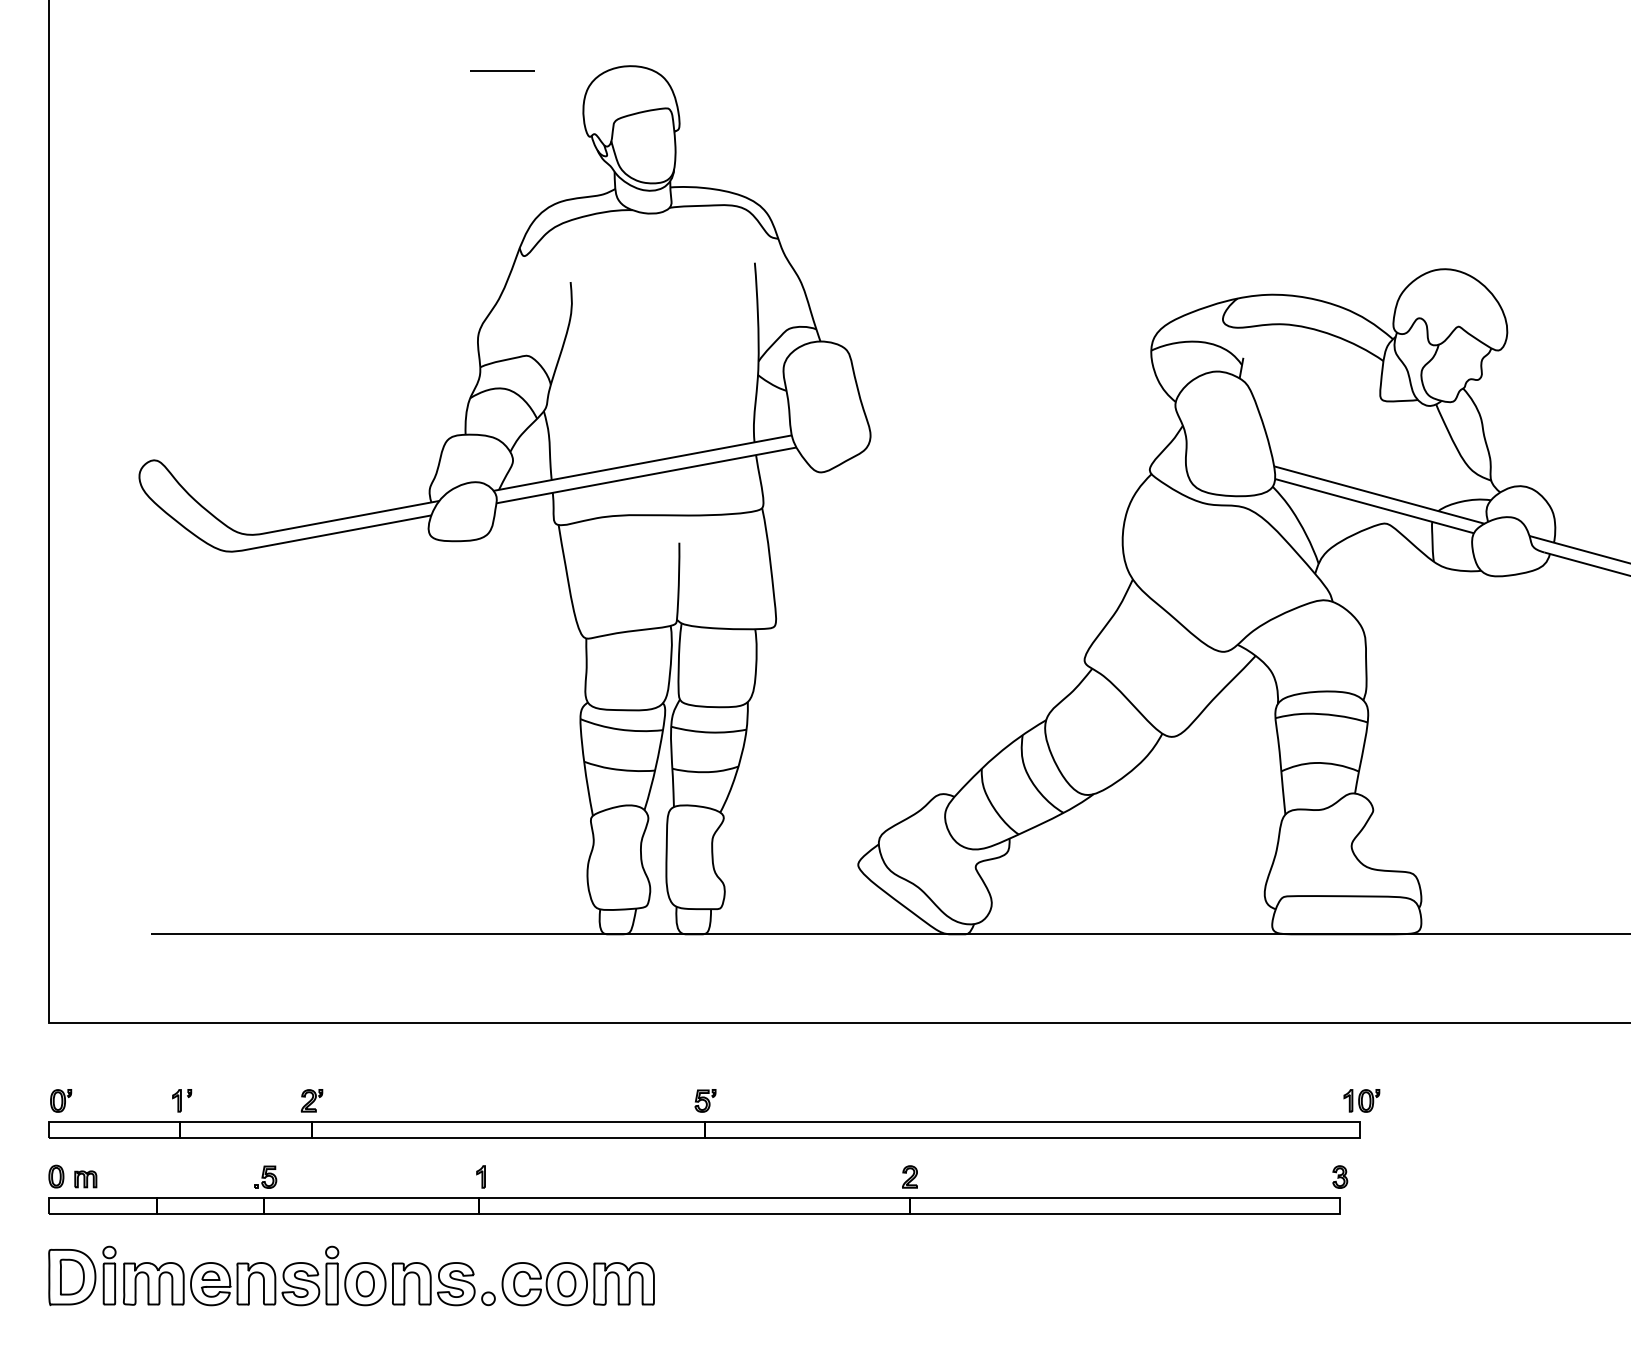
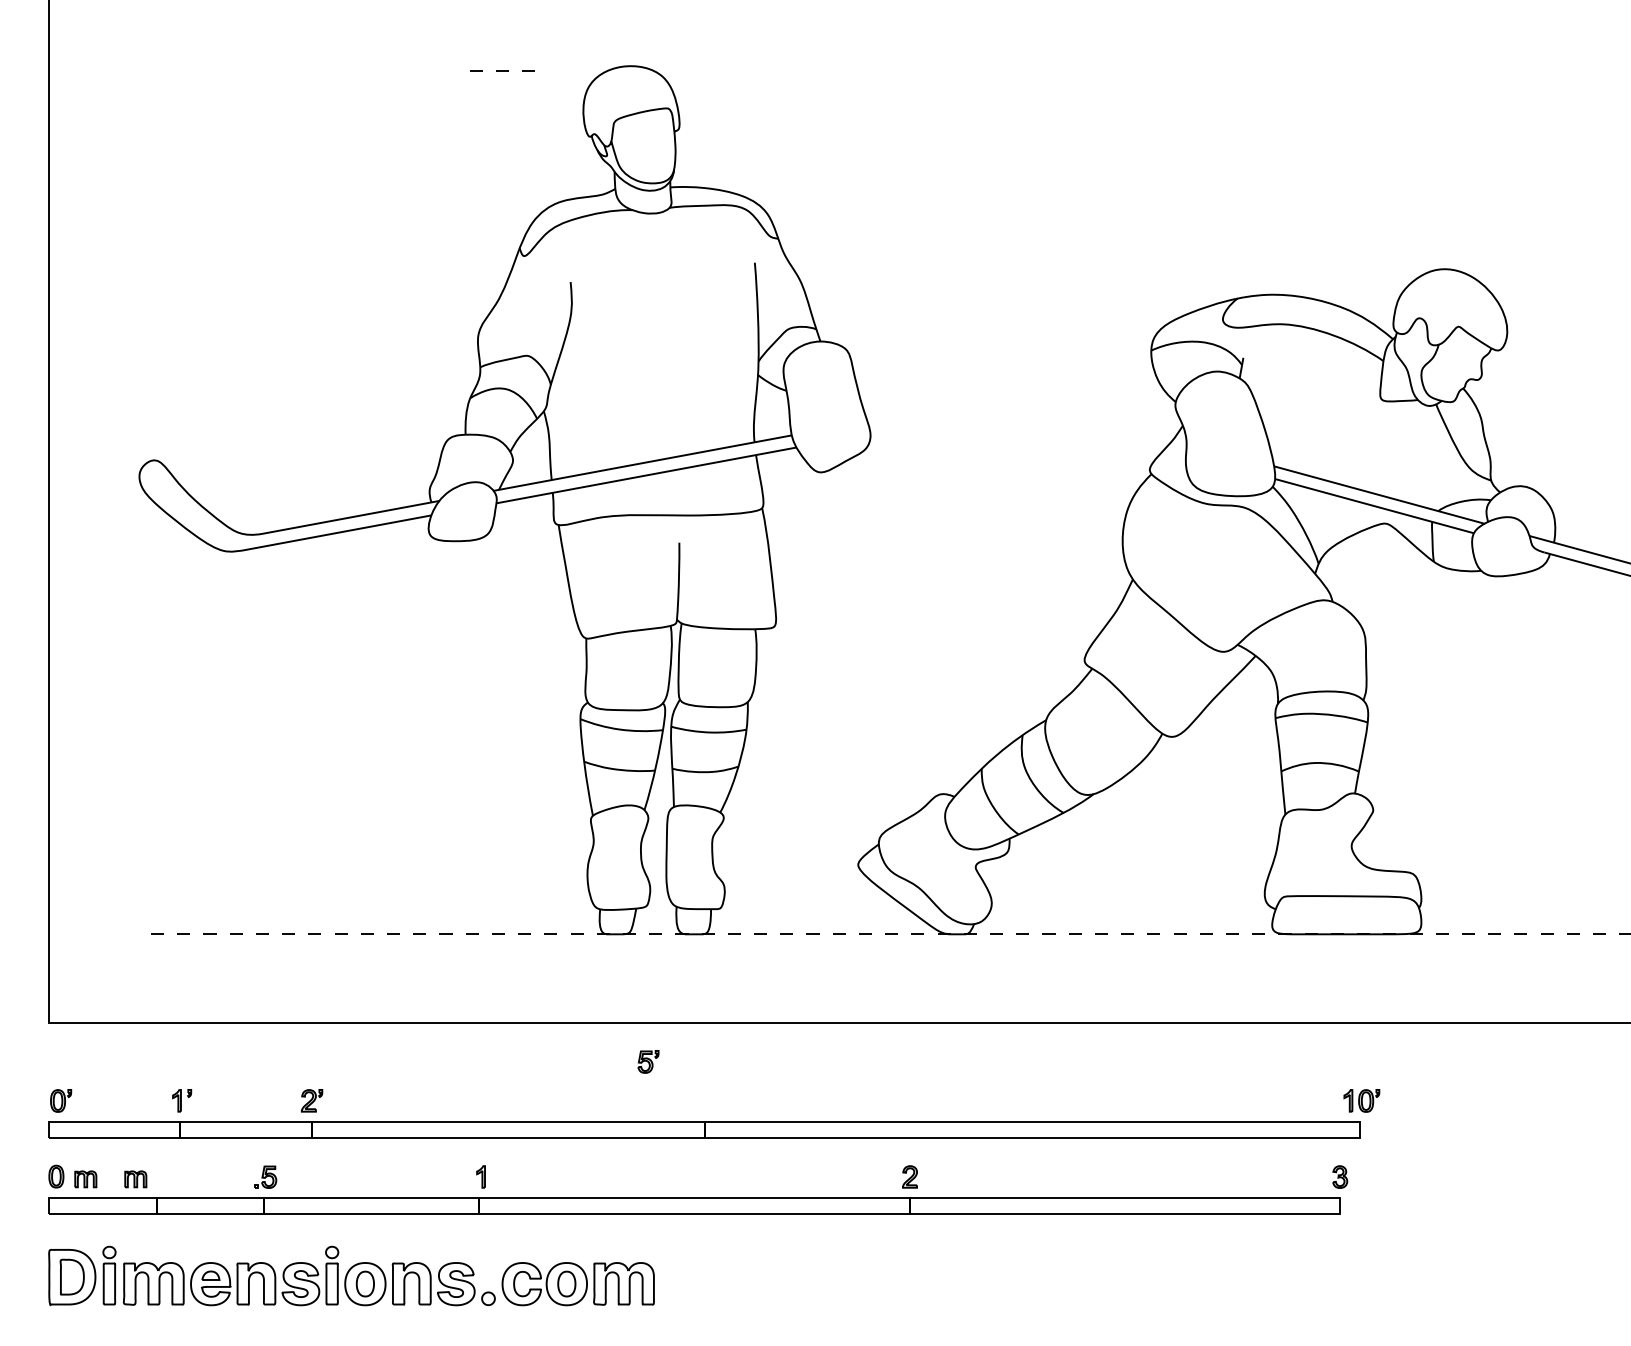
line: solid -> dashed (502, 71)
line: solid -> dashed (890, 934)
part position: (705, 1100) -> (648, 1061) (648, 1061)
part: none -> present (135, 1179)
